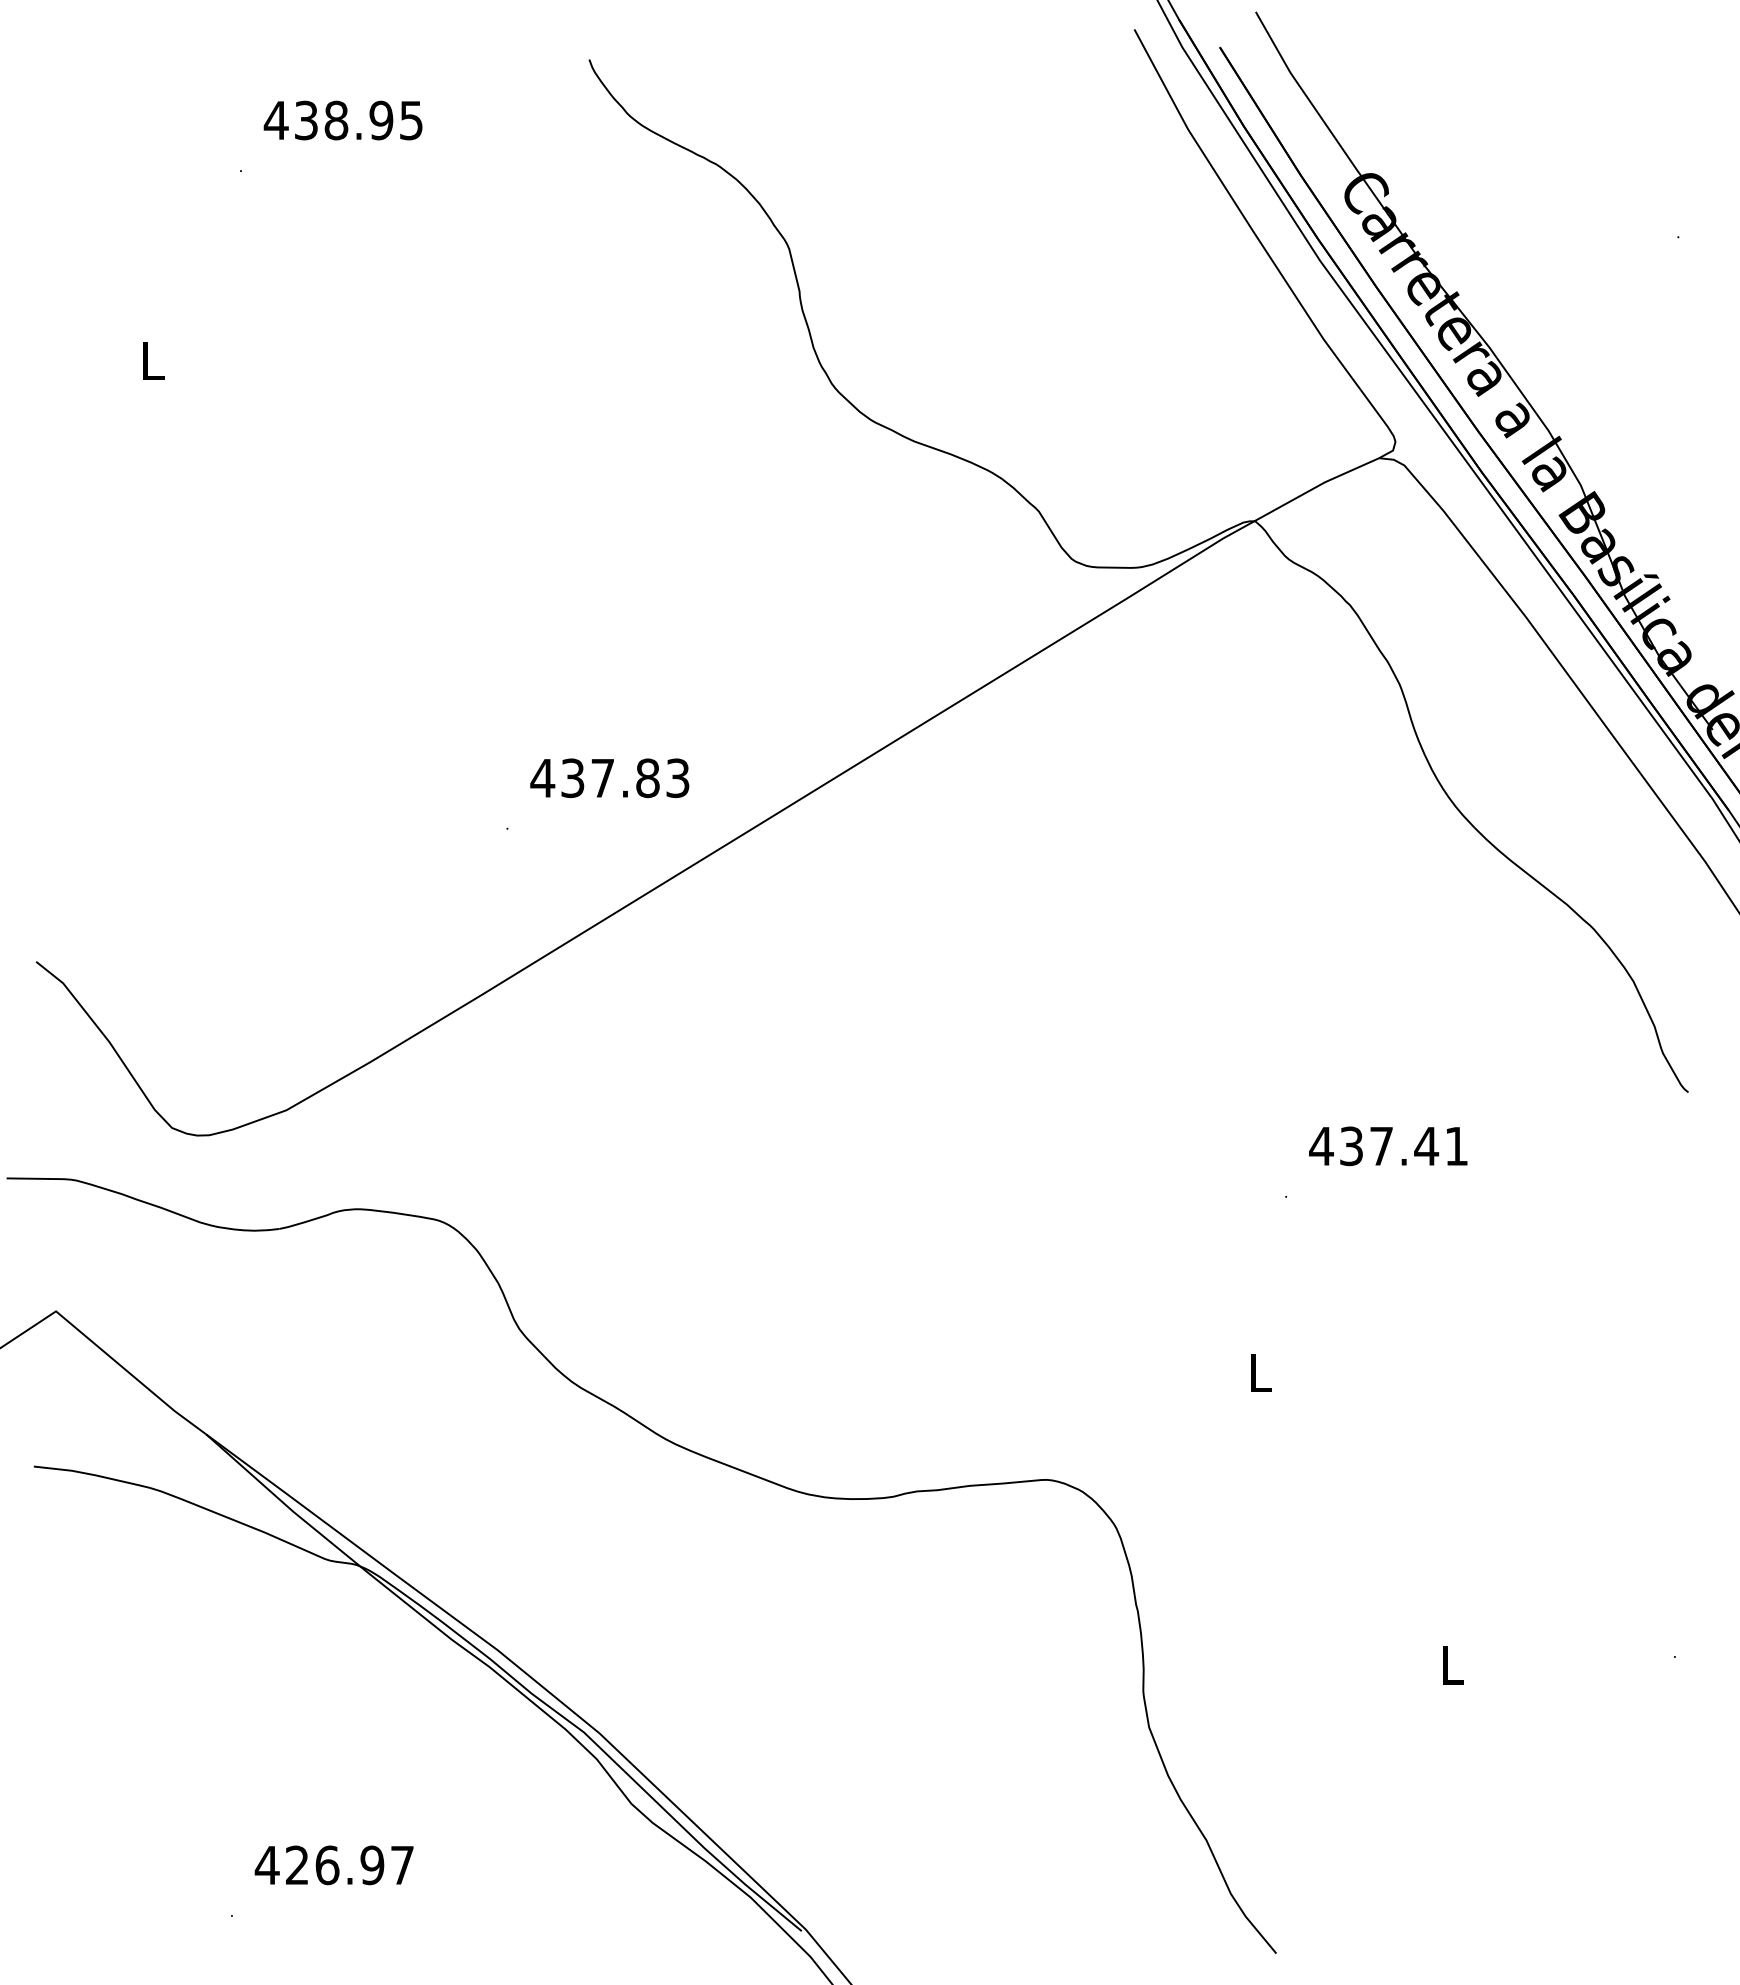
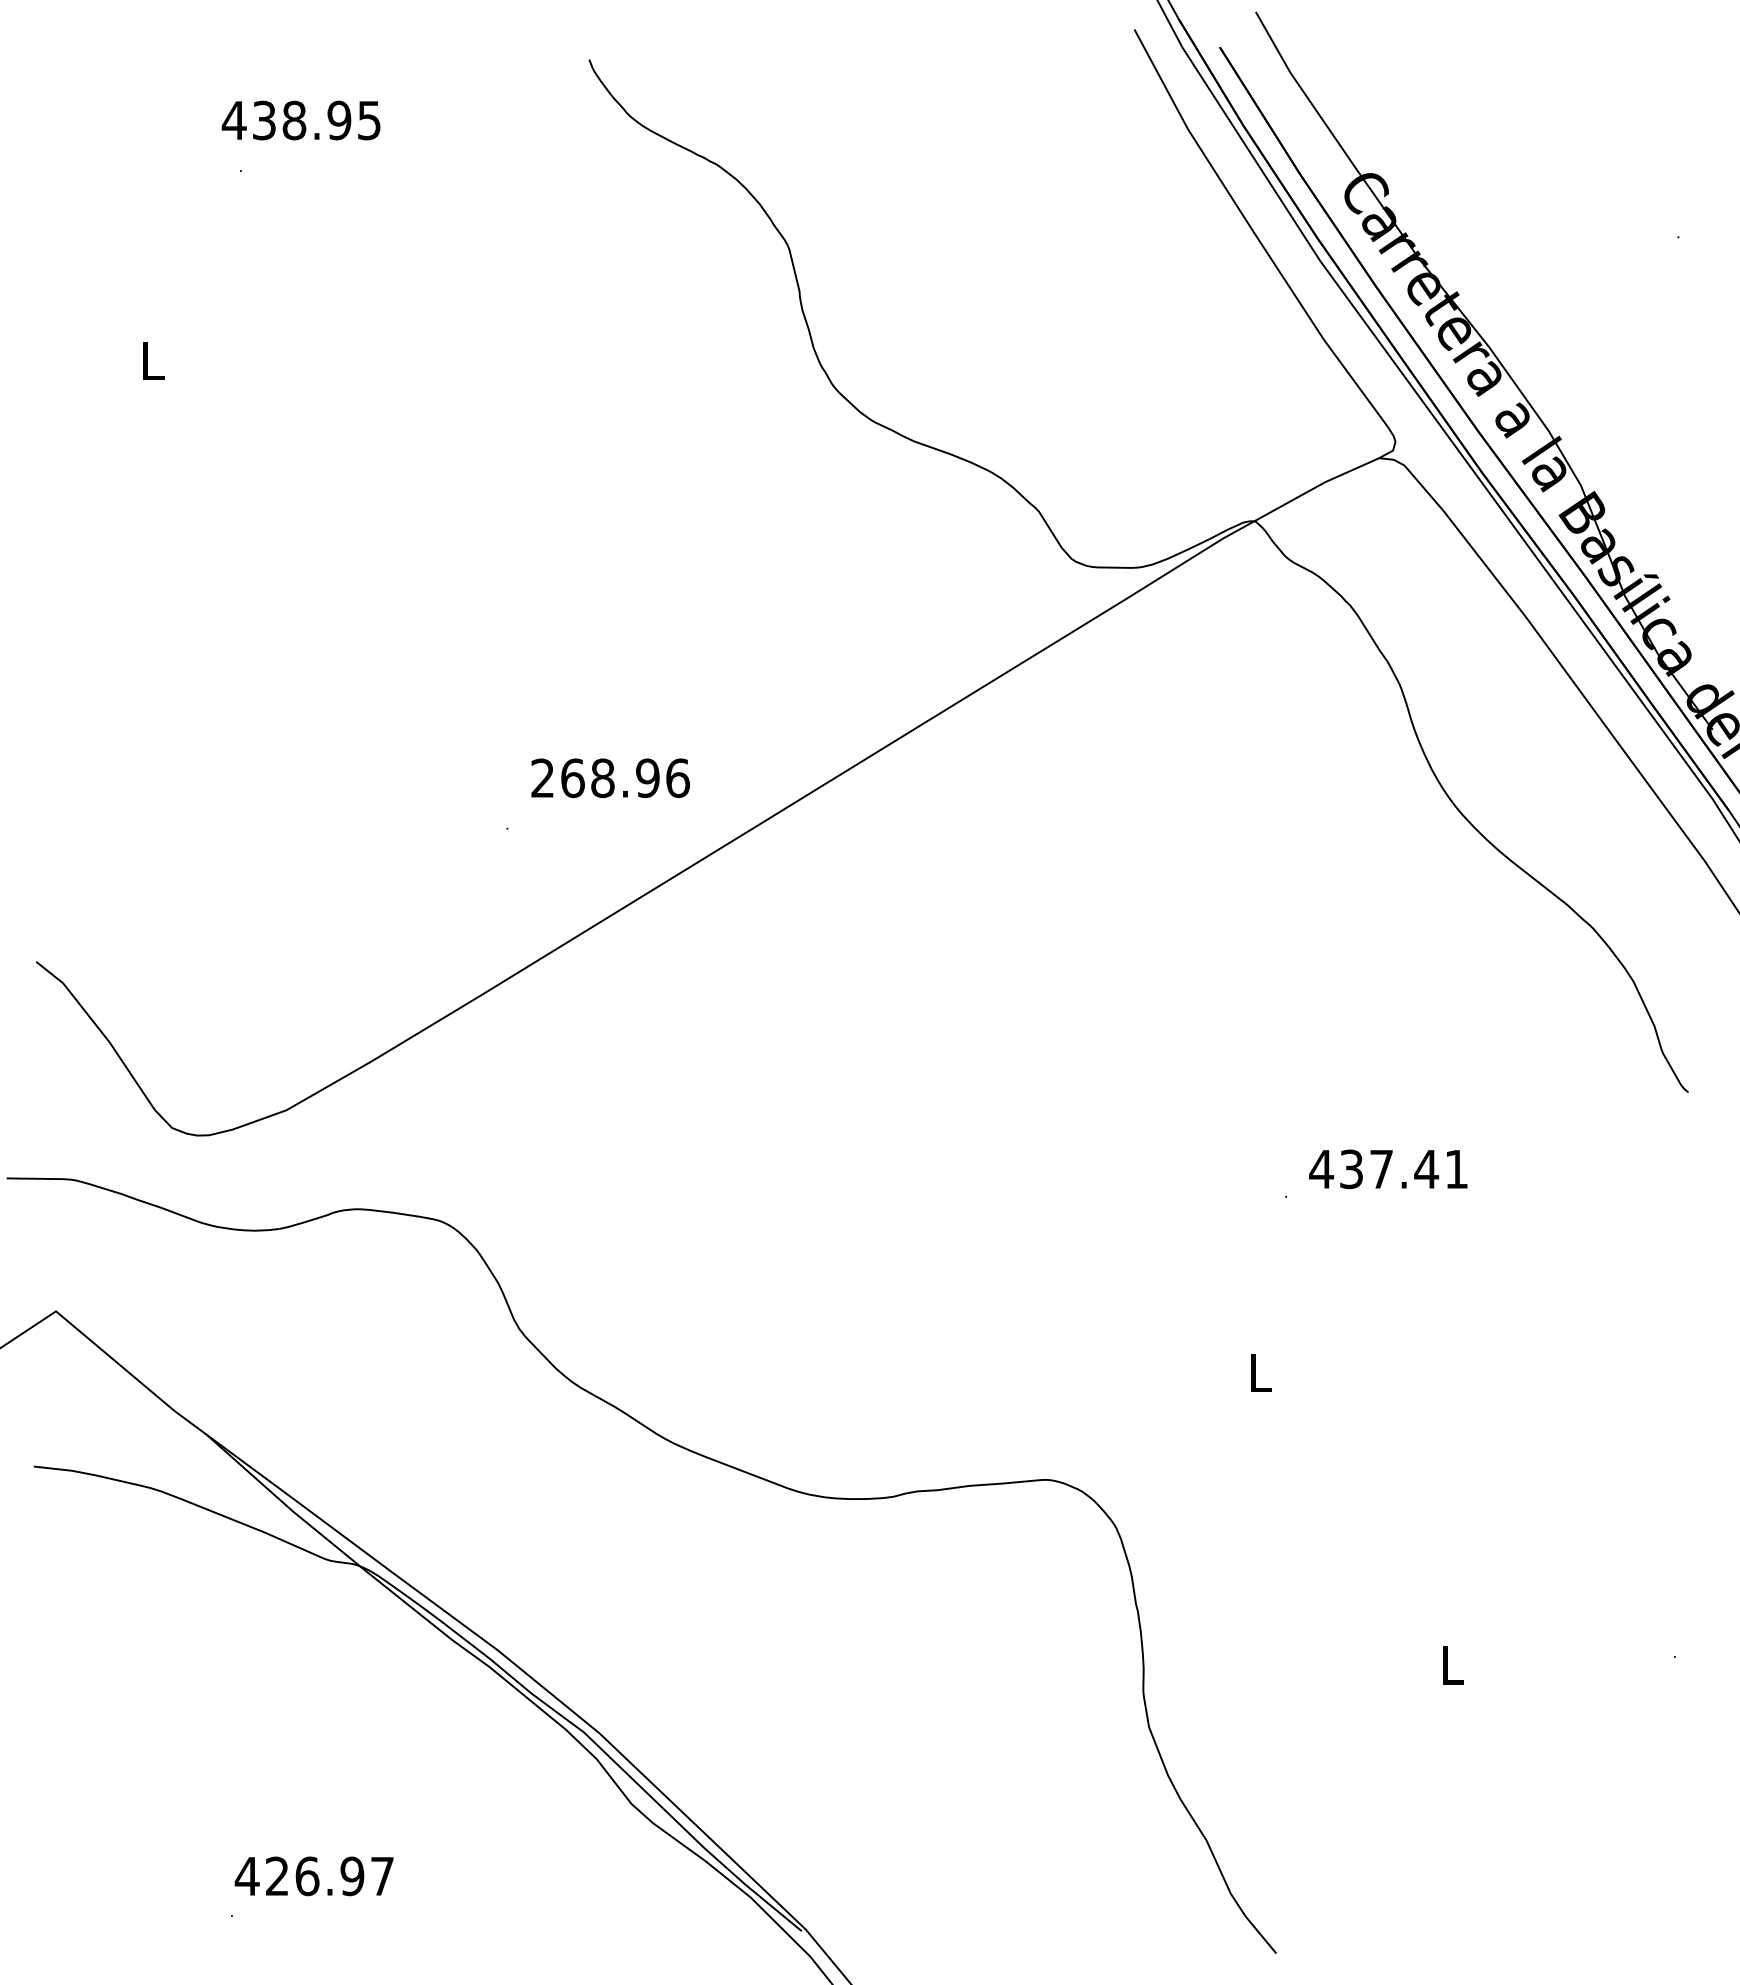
text position: (342, 120) -> (300, 120) (300, 120)
text: 437.83 -> 268.96 (609, 778)
text position: (1388, 1146) -> (1388, 1169) (1388, 1169)
text position: (333, 1865) -> (313, 1876) (313, 1876)
